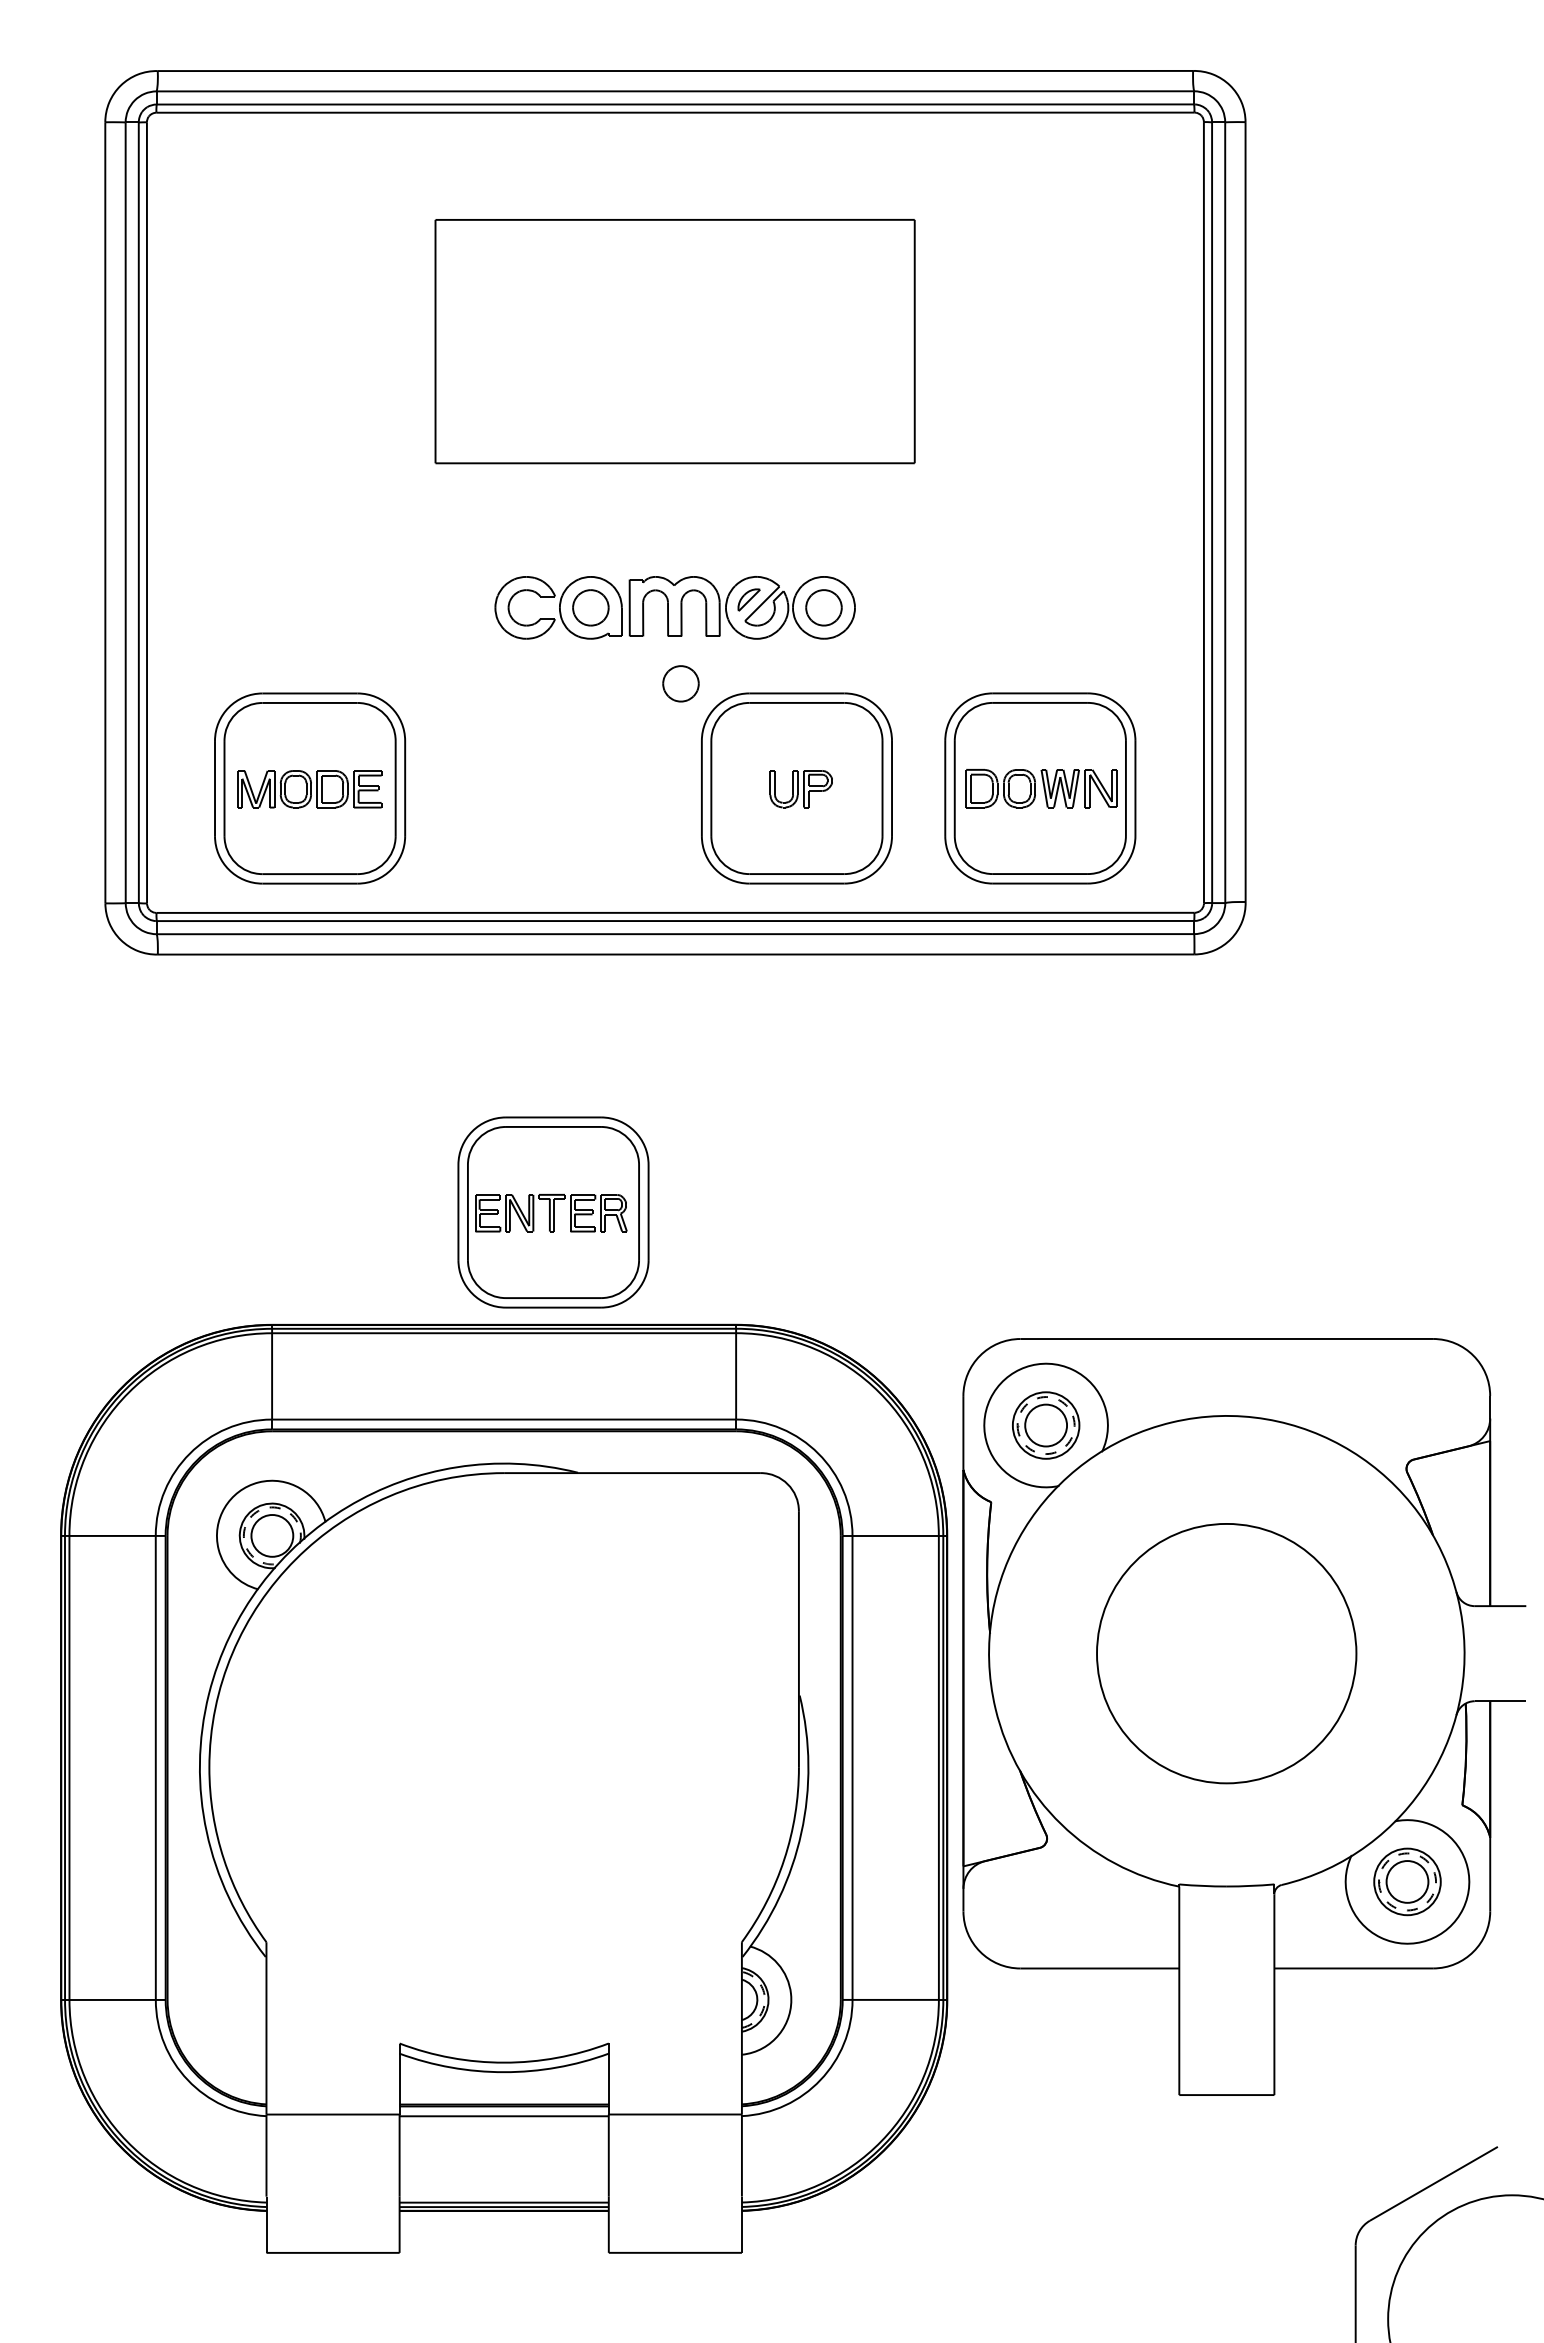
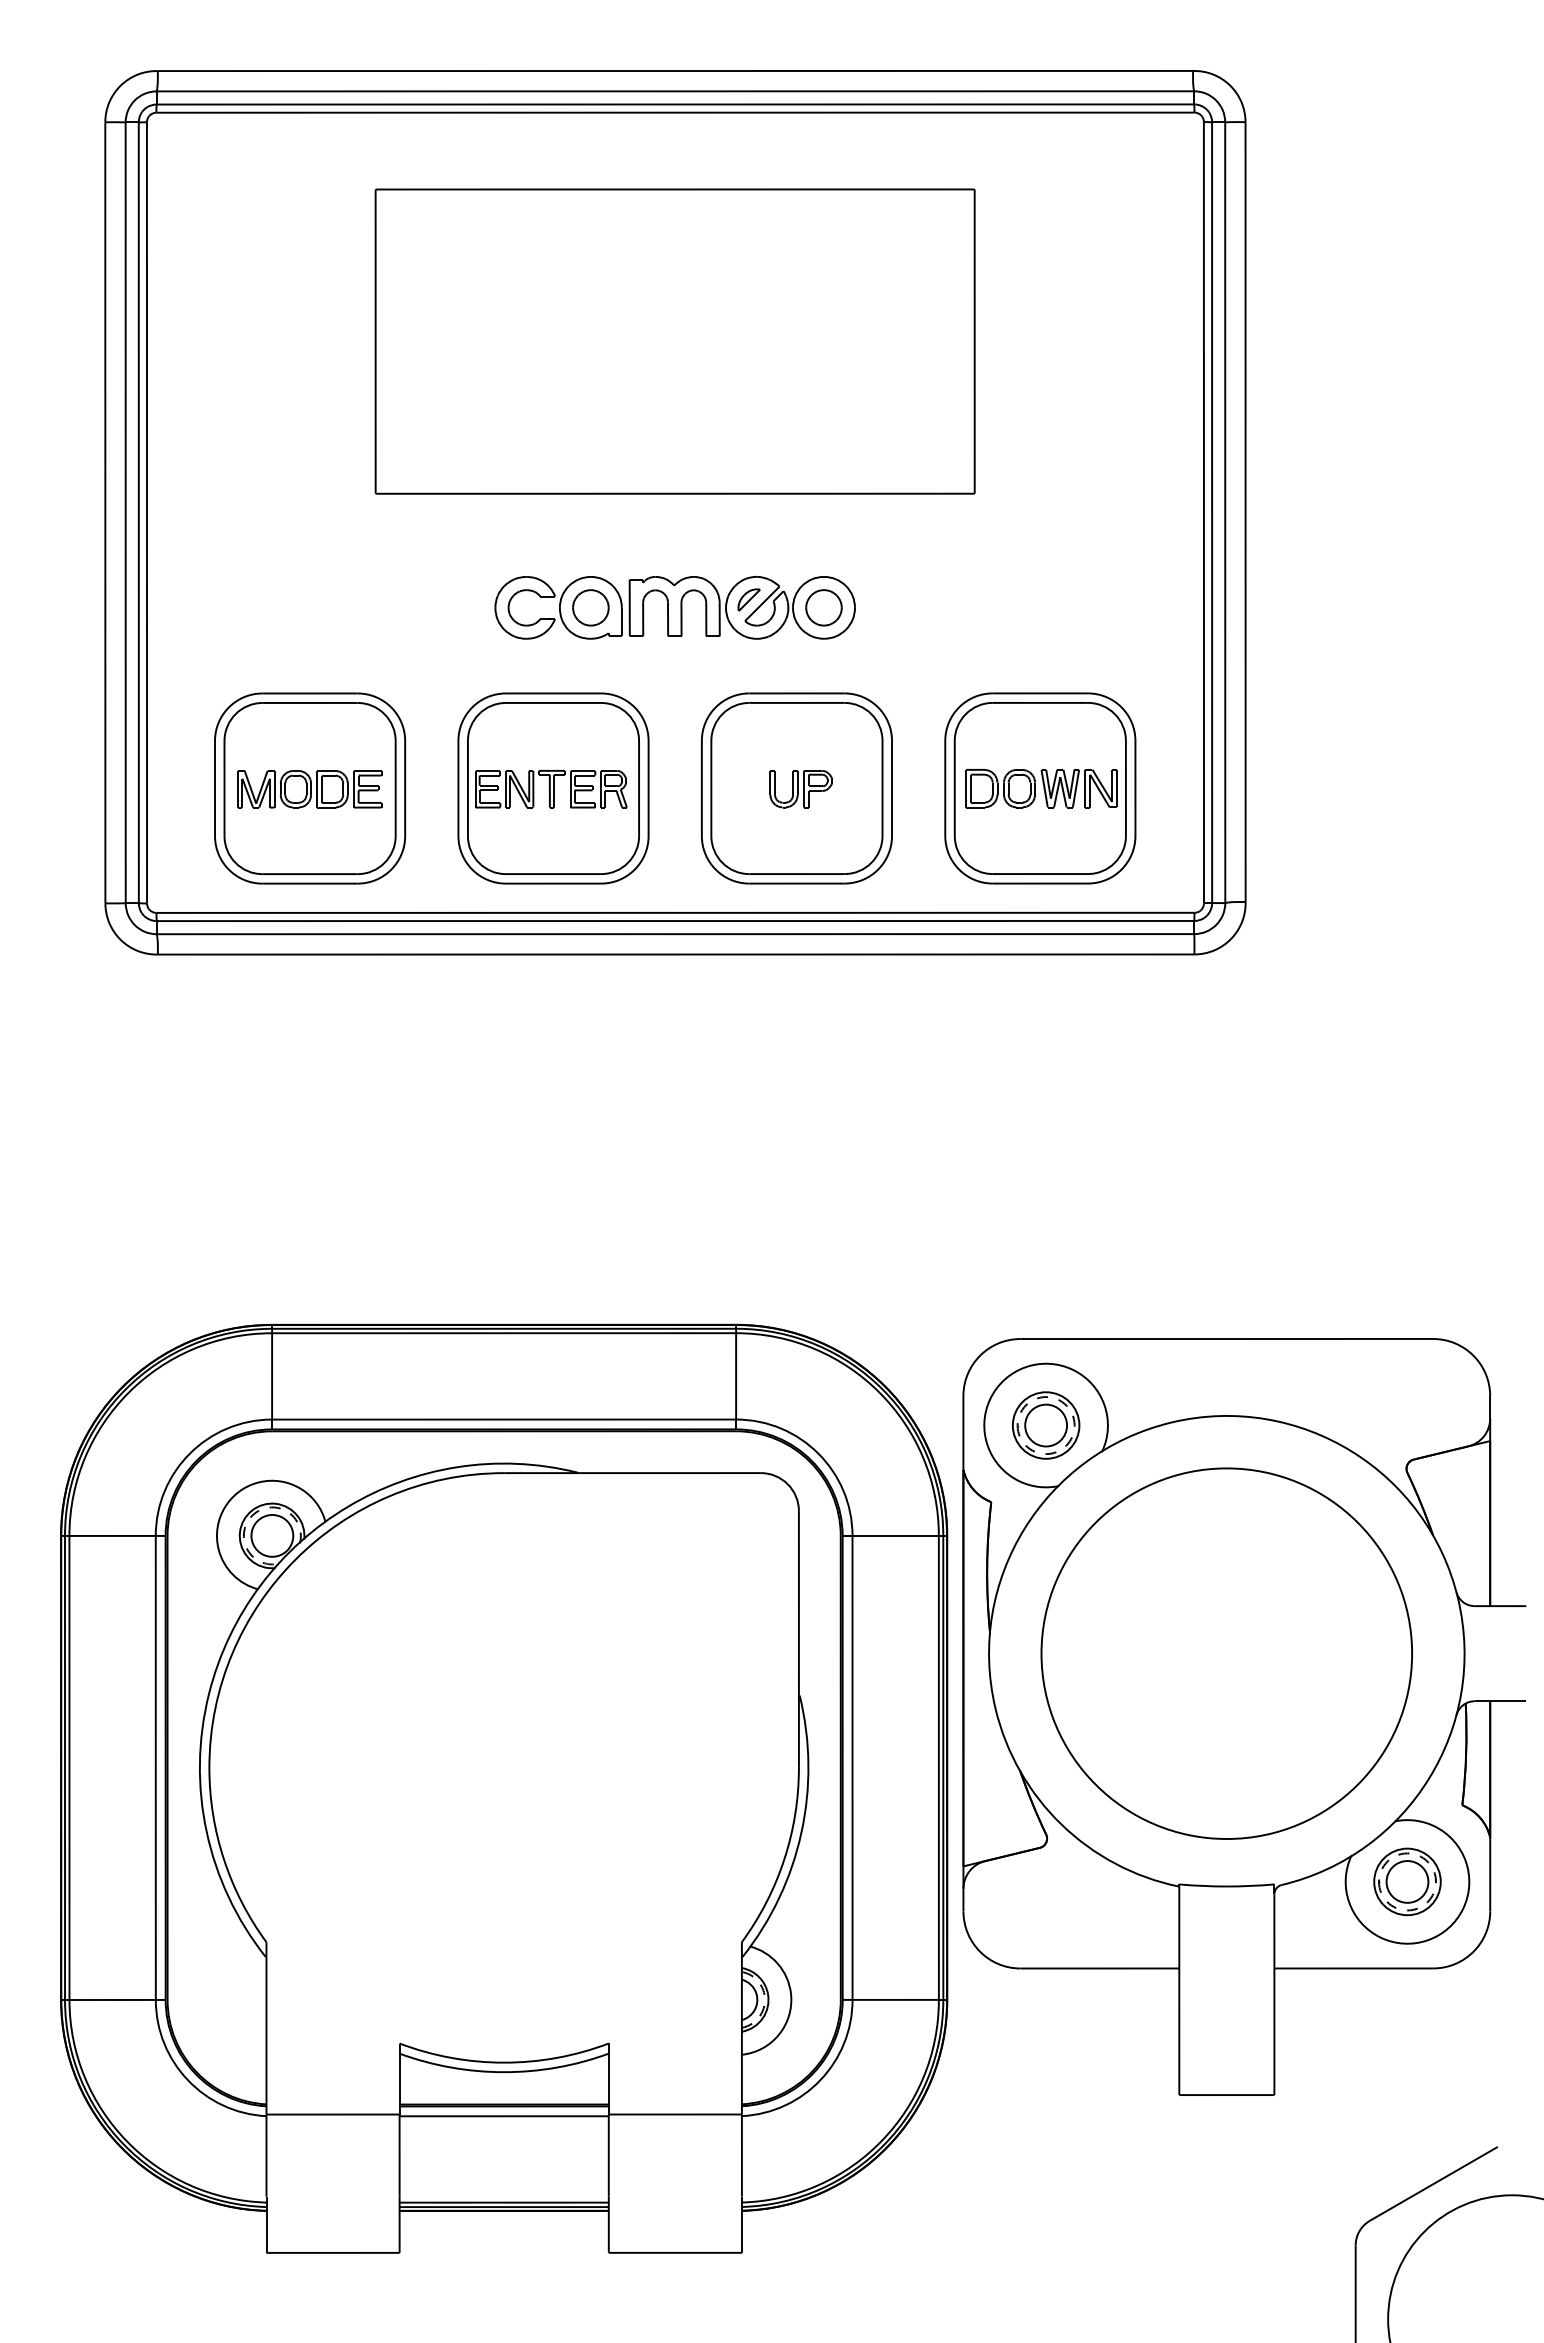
part size: 482x246 px -> 602x307 px (674, 341)
part: present -> none (680, 683)
part position: (553, 1212) -> (553, 788) (553, 788)
part size: 262x262 px -> 373x373 px (1226, 1653)
